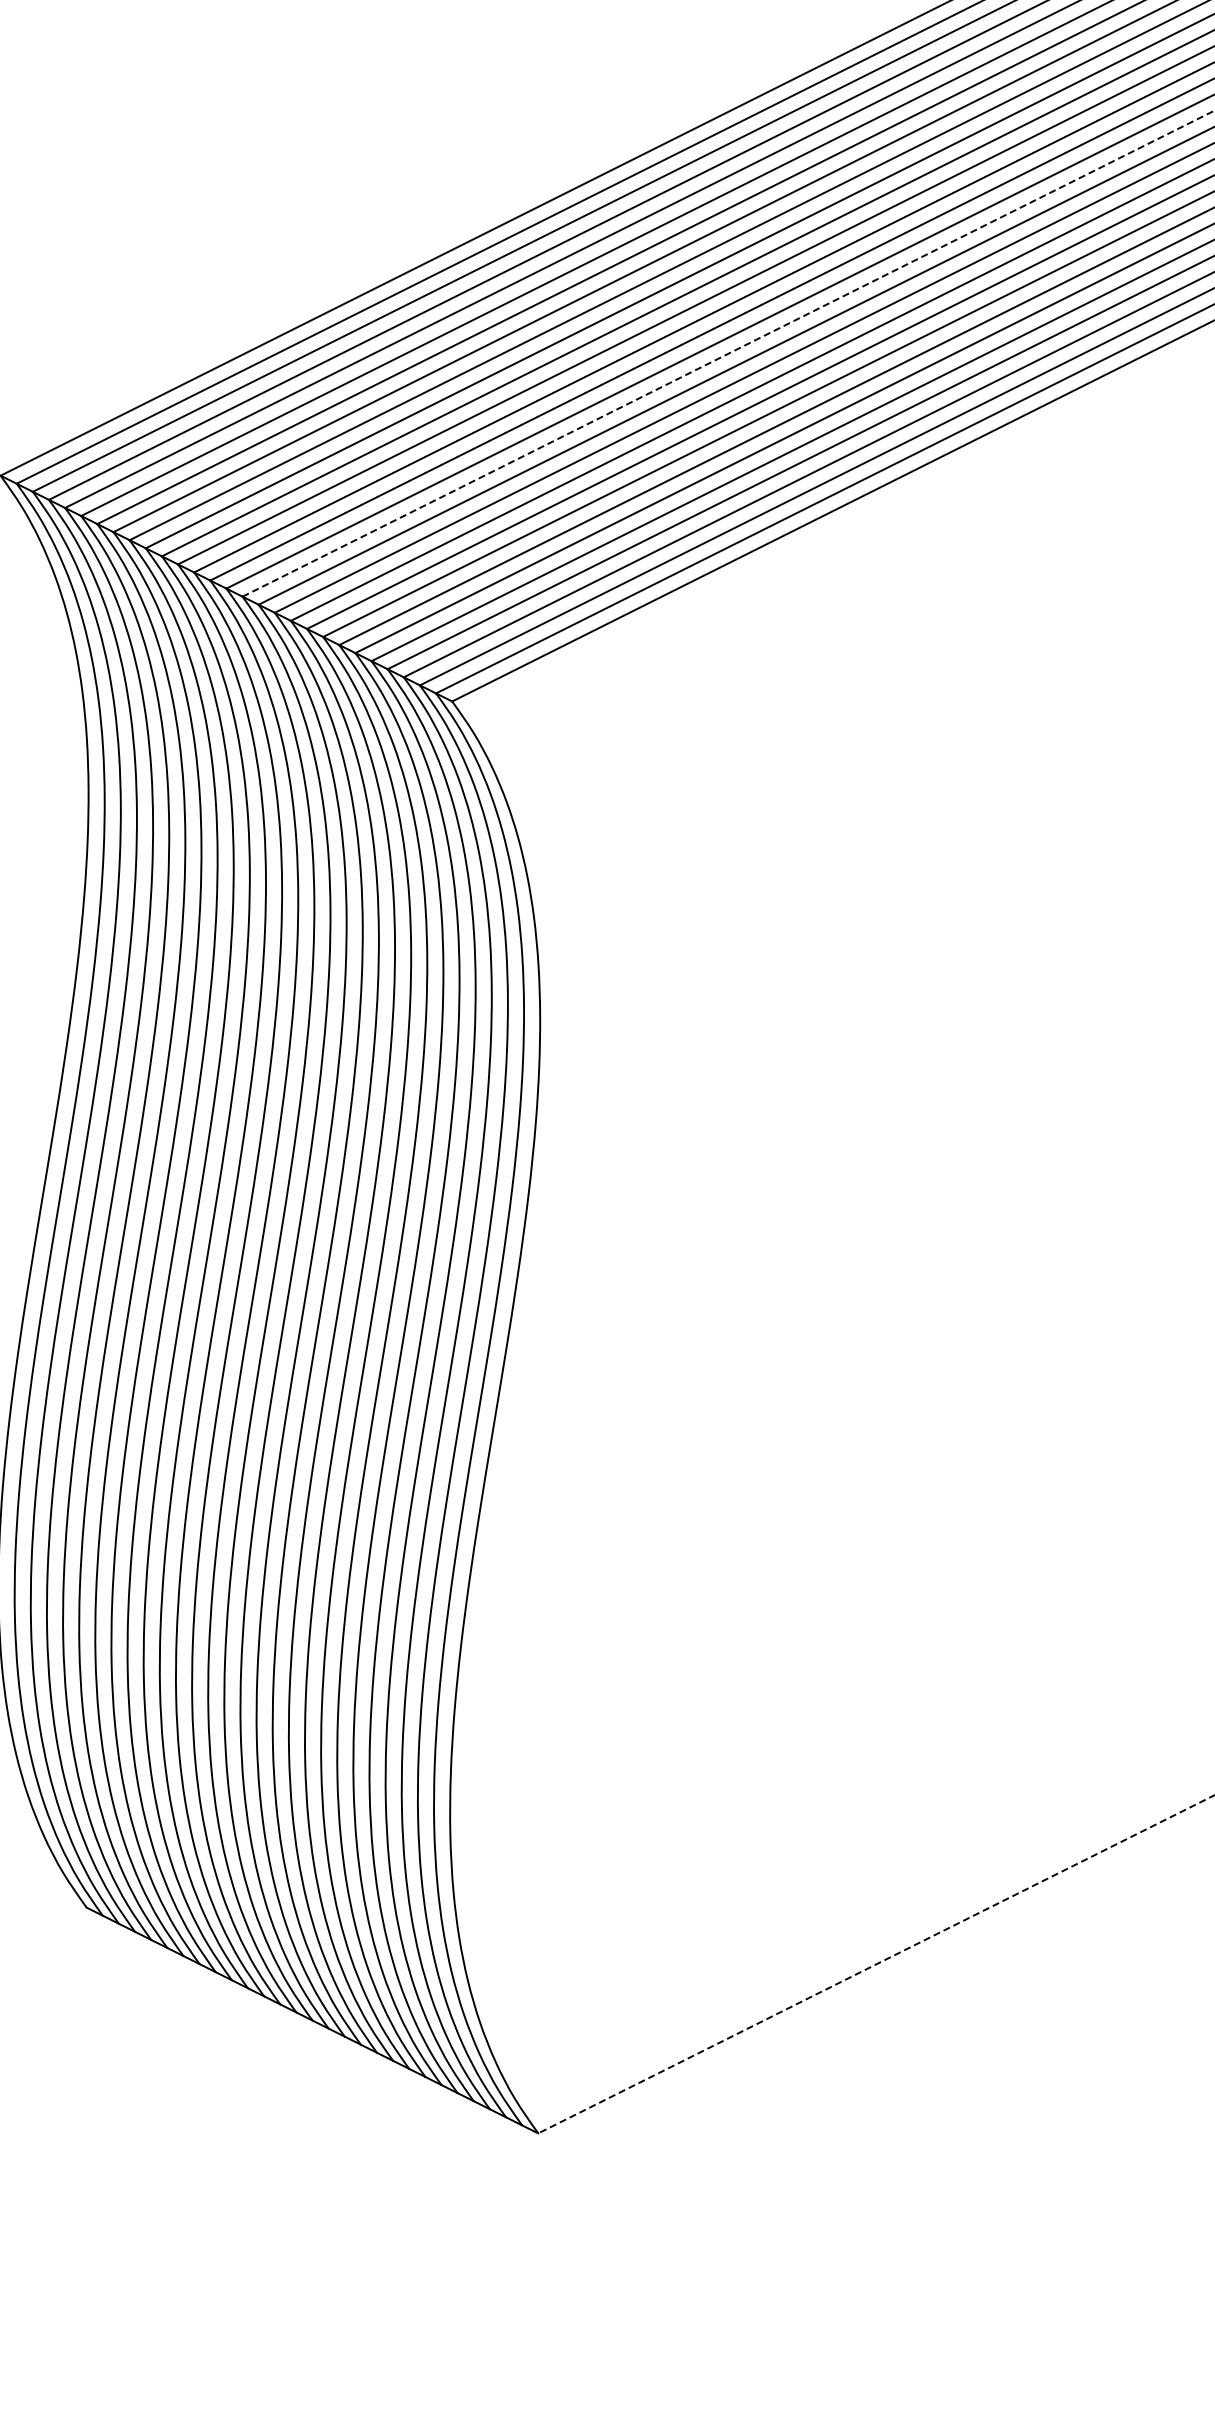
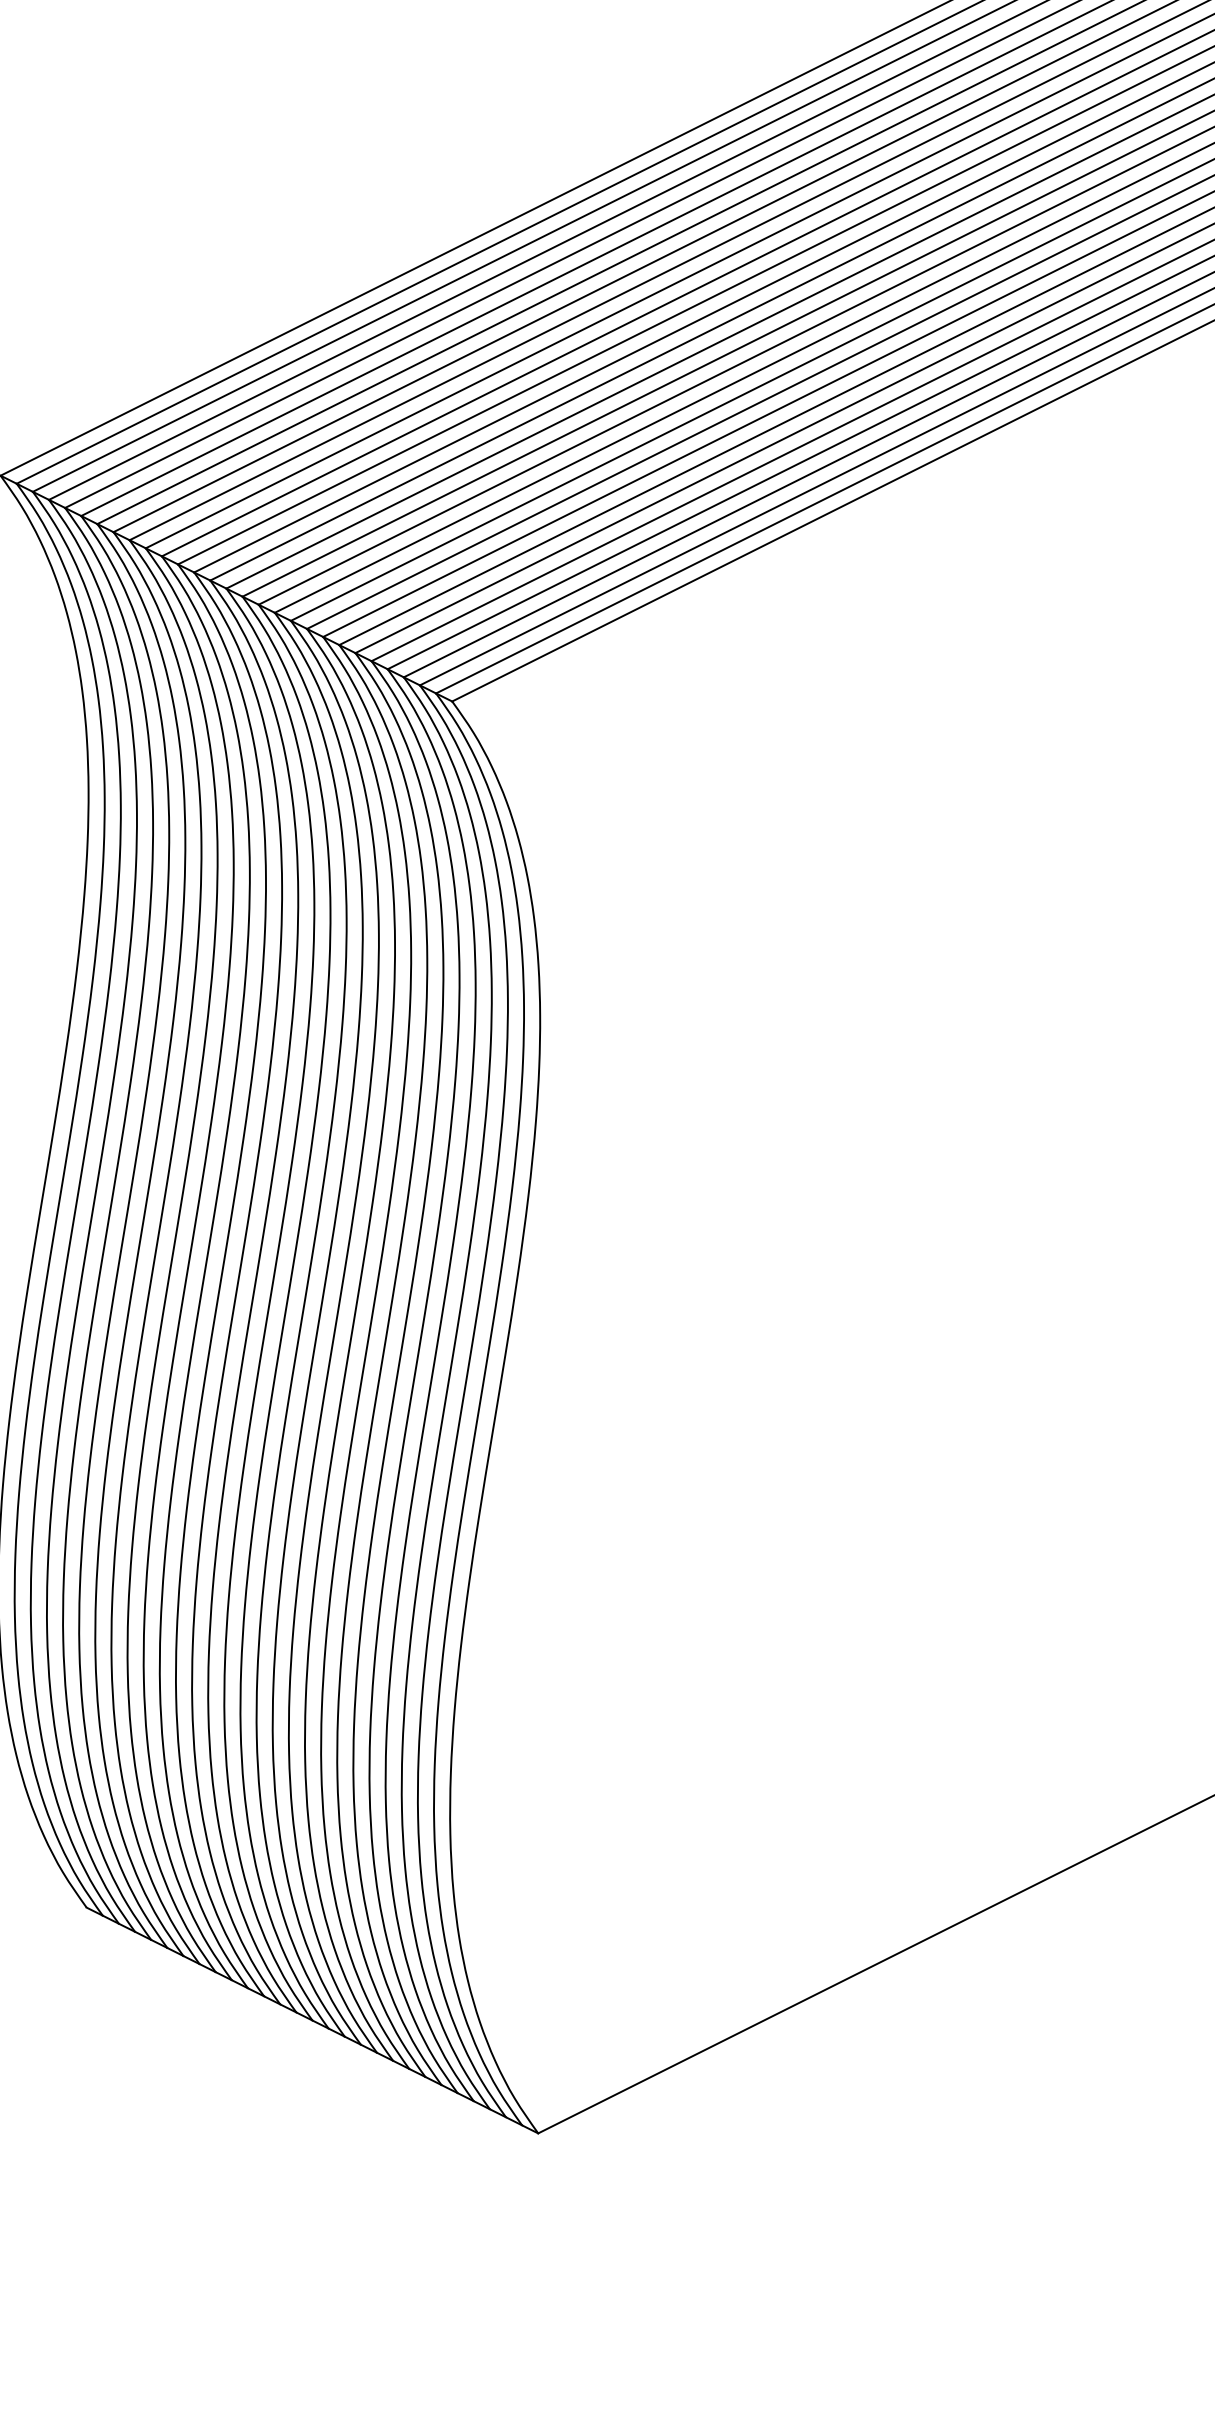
line: dashed -> solid (729, 353)
line: dashed -> solid (876, 1964)
